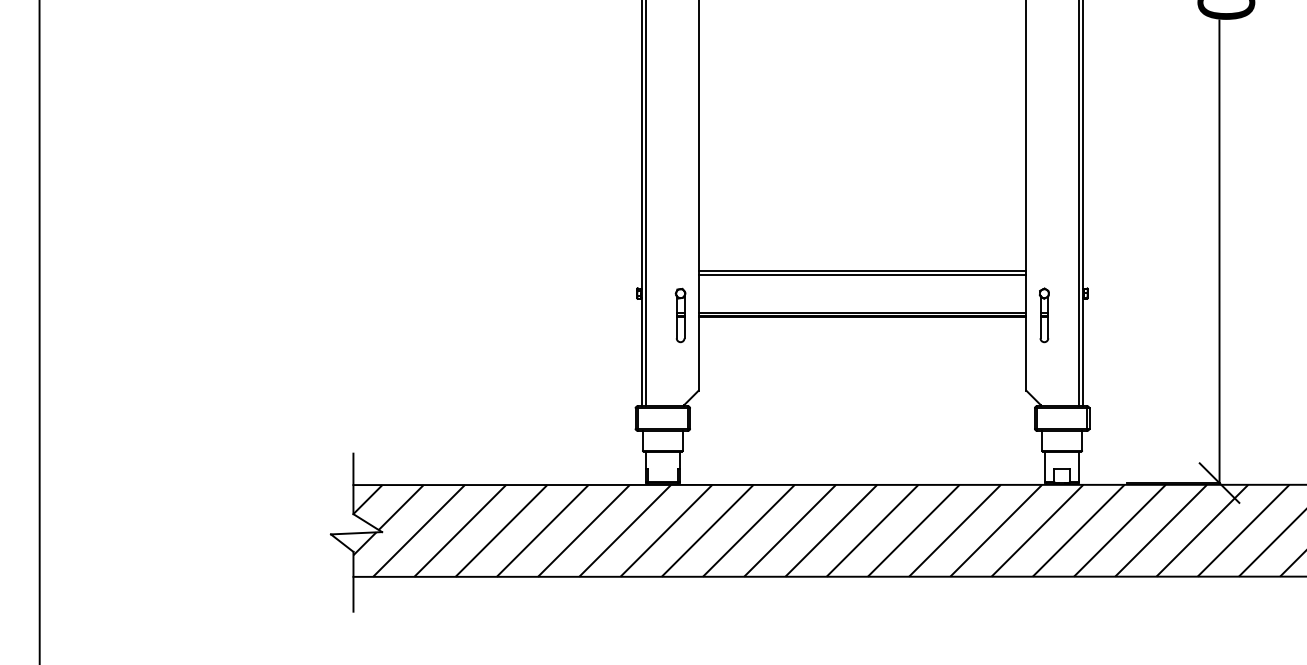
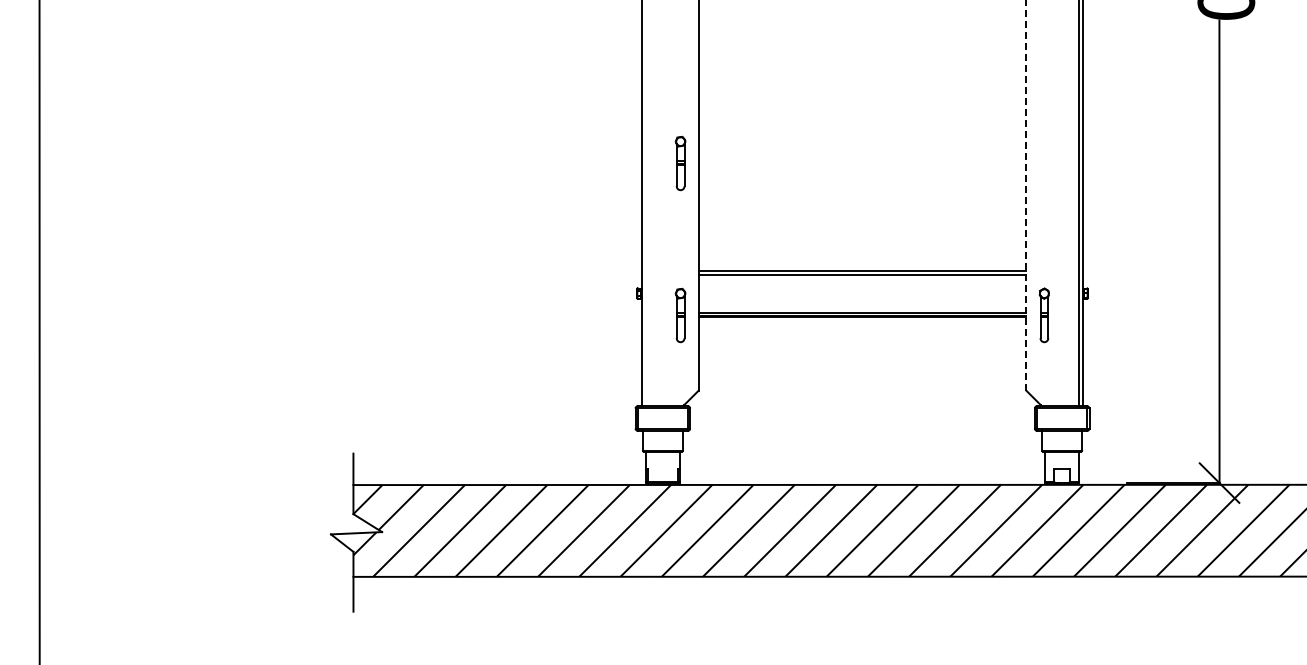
part: none -> present (680, 163)
line: solid -> dashed (1026, 195)
line: present -> none (645, 204)
